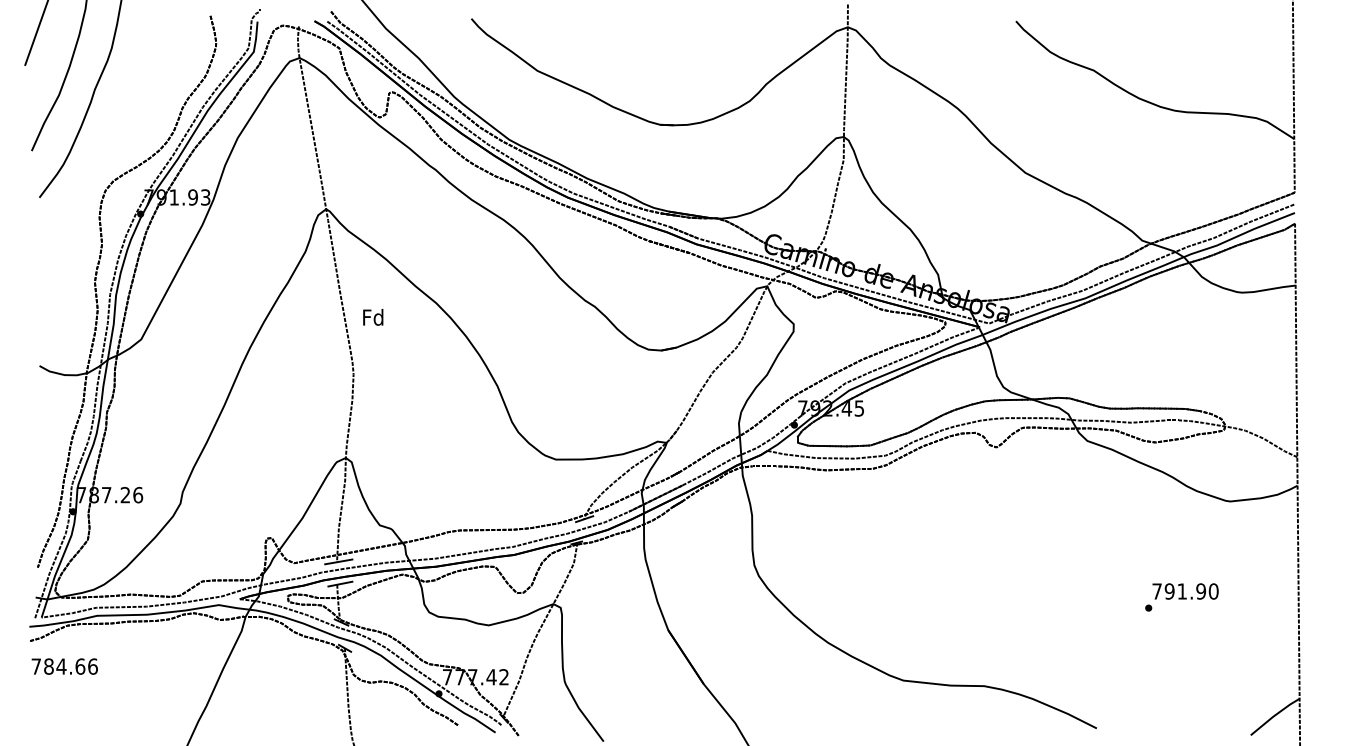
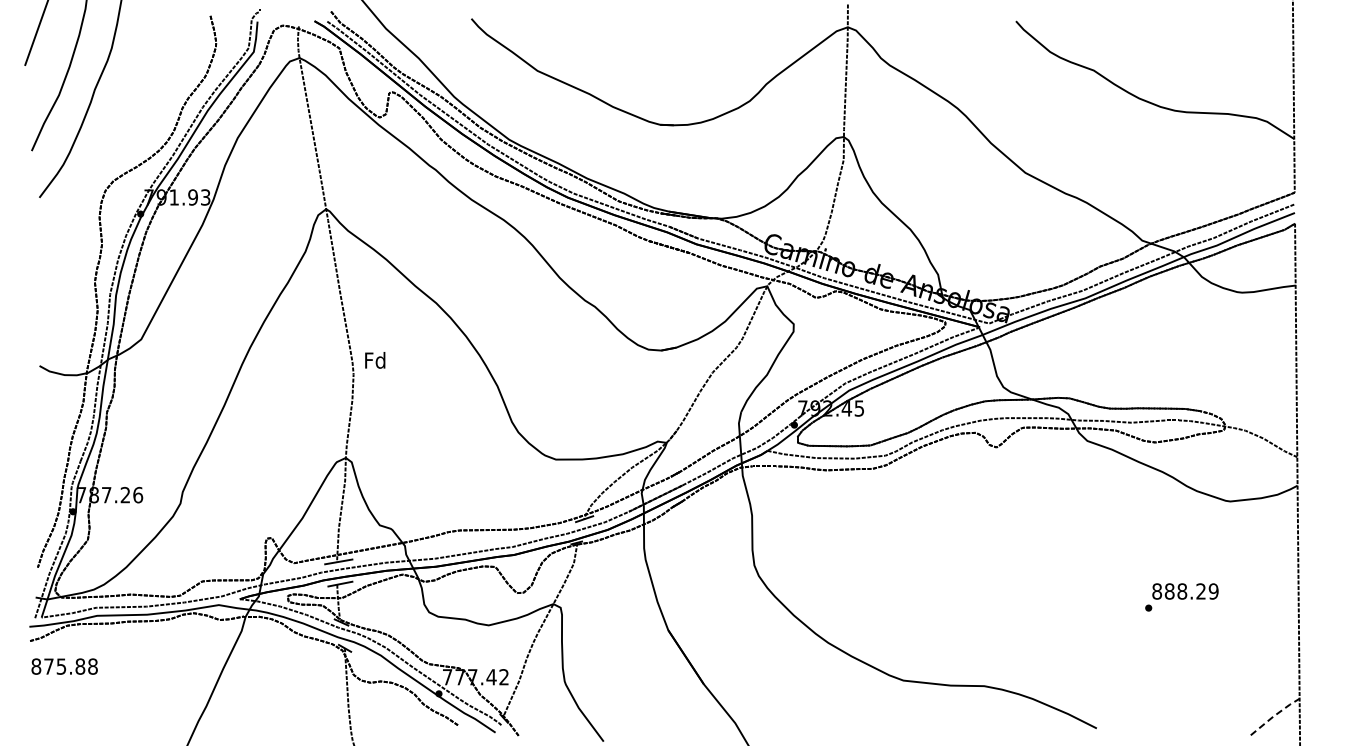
text position: (373, 317) -> (375, 360) (375, 360)
text: 791.90 -> 888.29 (1185, 591)
text: 784.66 -> 875.88 (64, 666)
line: solid -> dashed (1274, 715)
